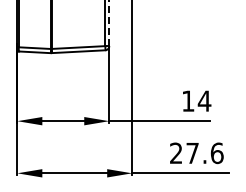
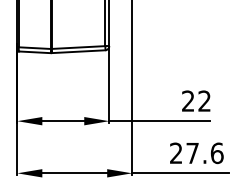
line: dashed -> solid (109, 23)
text: 14 -> 22 (196, 100)
